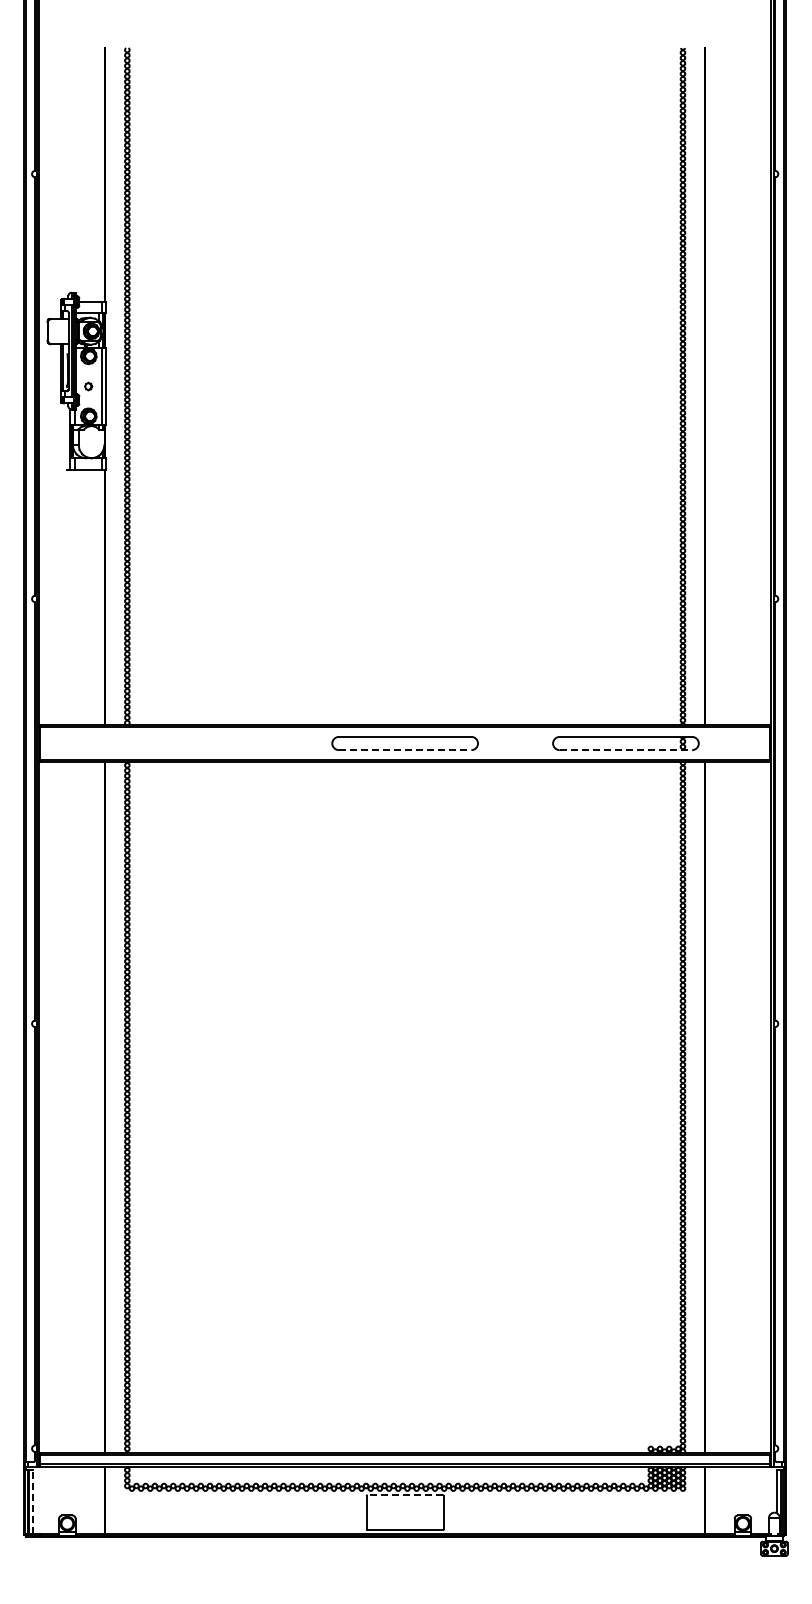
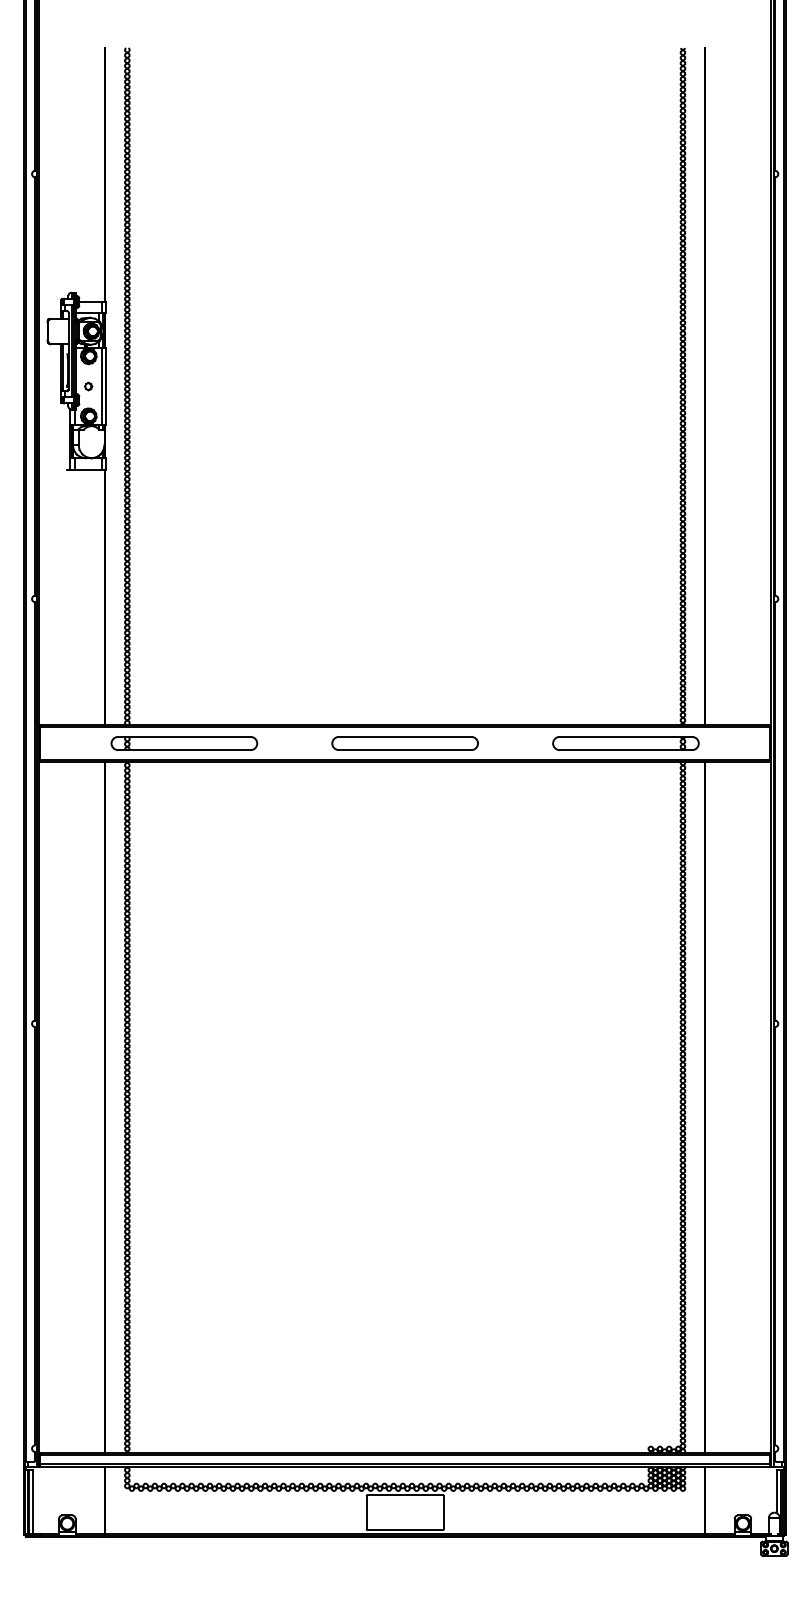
part: none -> present (184, 743)
line: dashed -> solid (405, 750)
line: dashed -> solid (626, 750)
line: dashed -> solid (405, 1495)
line: dashed -> solid (33, 1501)
